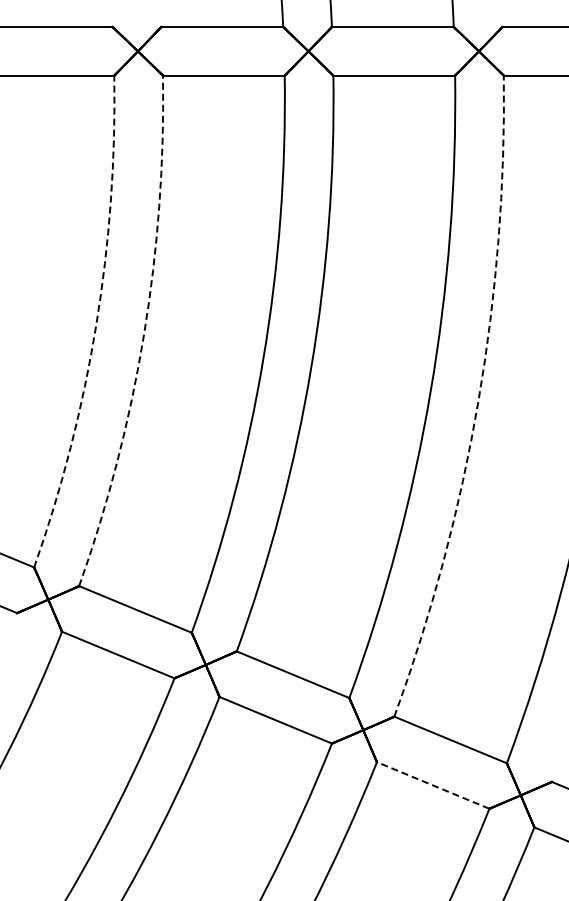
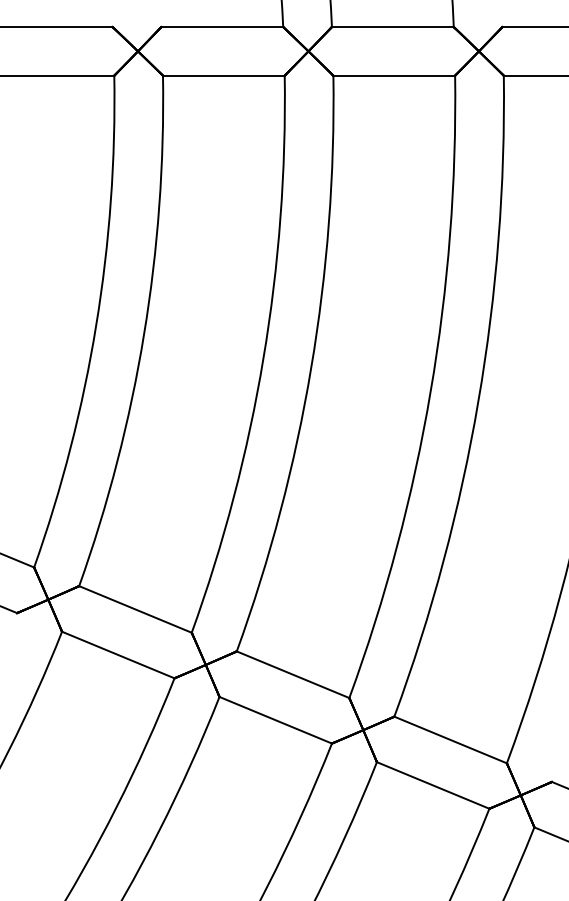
arc: dashed -> solid (96, 325)
arc: dashed -> solid (144, 334)
arc: dashed -> solid (478, 401)
line: dashed -> solid (433, 785)
